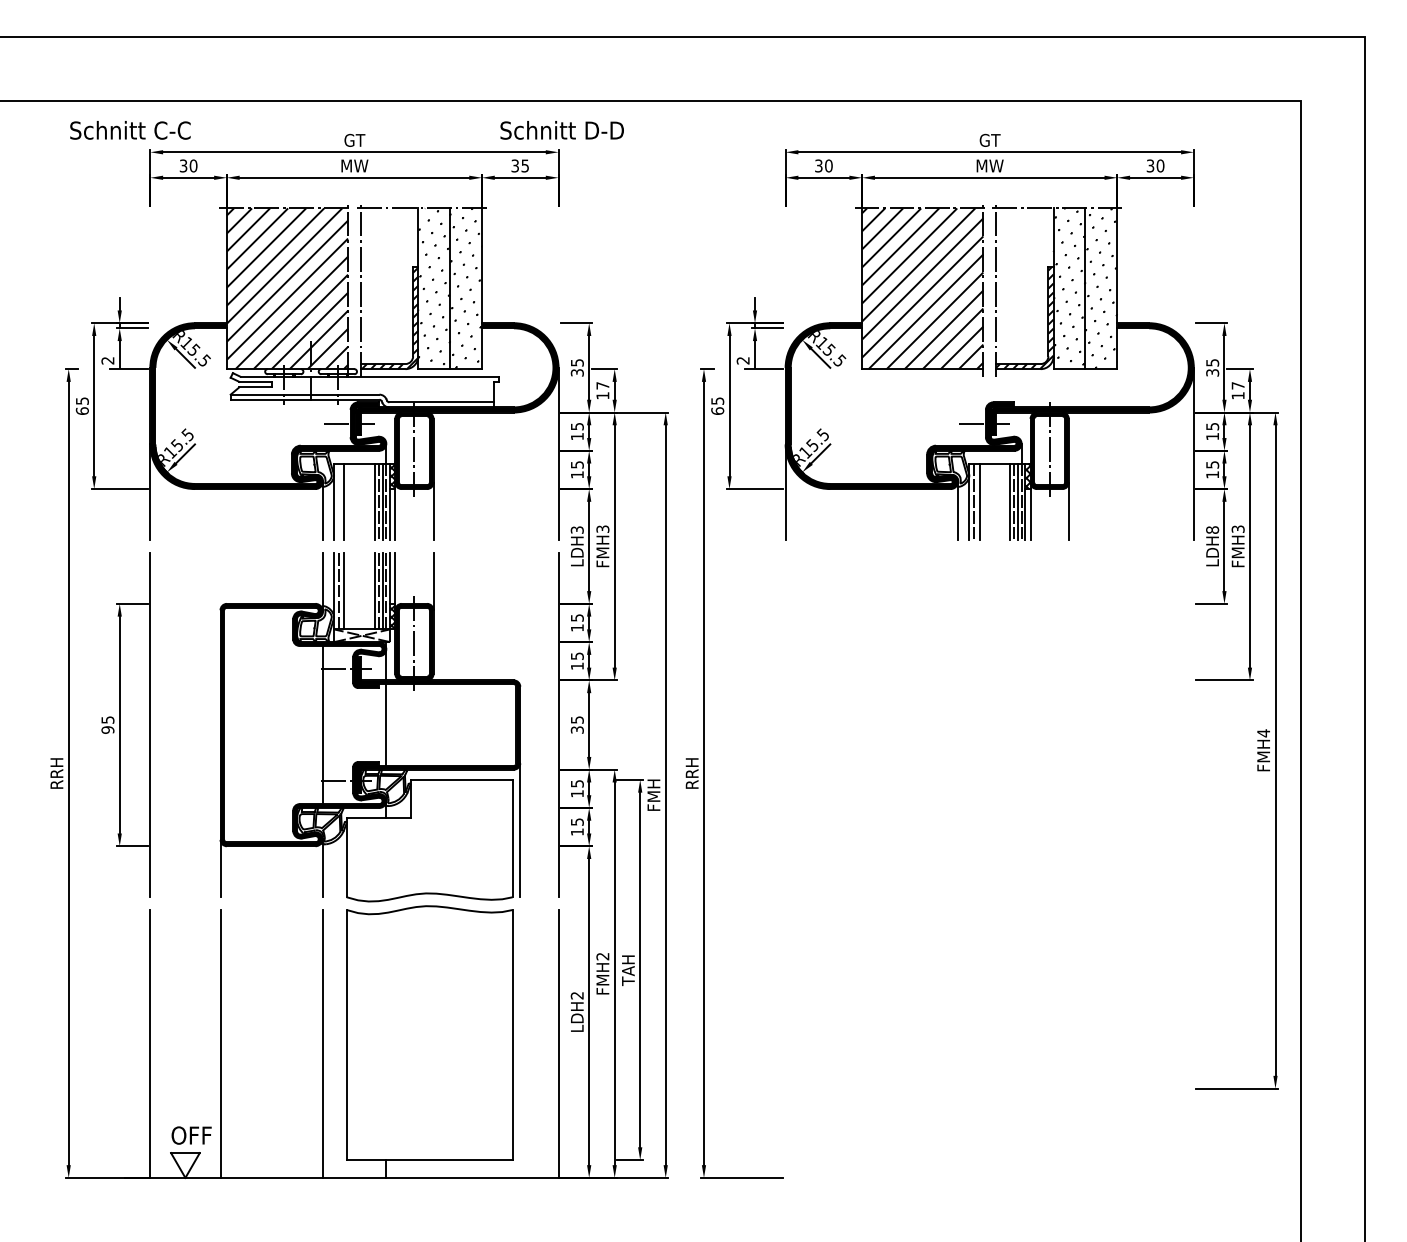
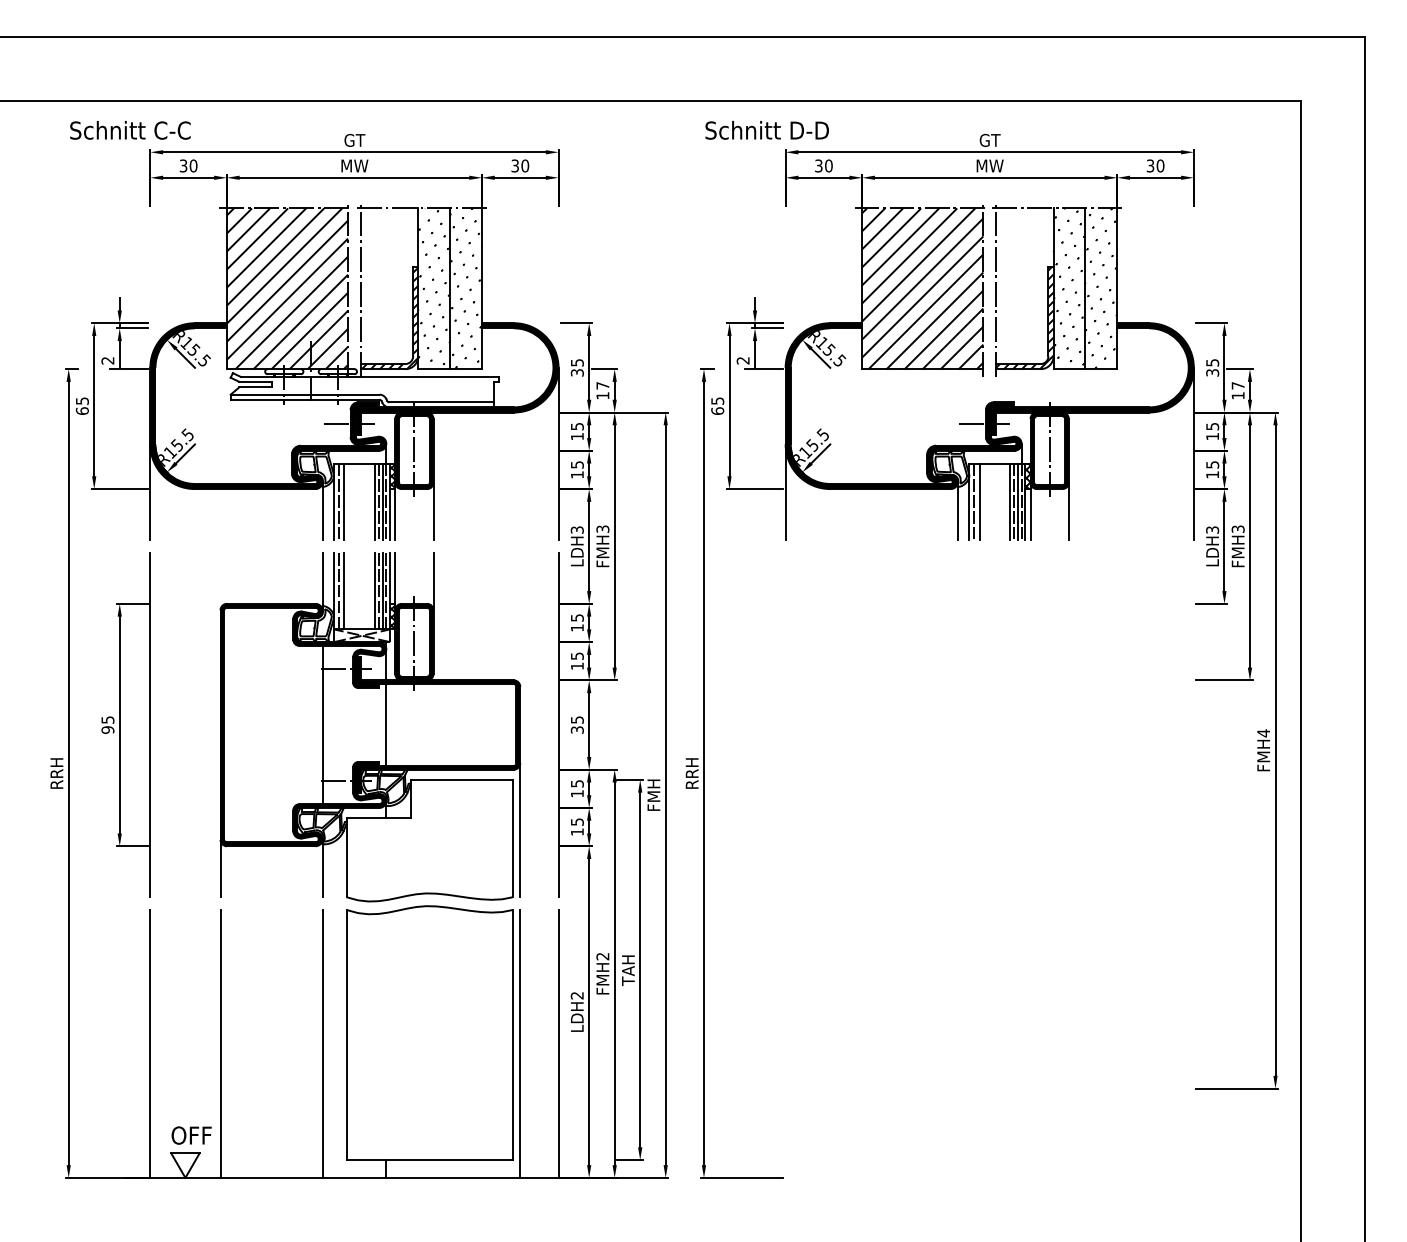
text position: (561, 130) -> (766, 130) (766, 130)
text: 35 -> 30 (525, 165)
line: none -> present (339, 501)
text: LDH8 -> LDH3 (1212, 529)
line: none -> present (520, 1043)
